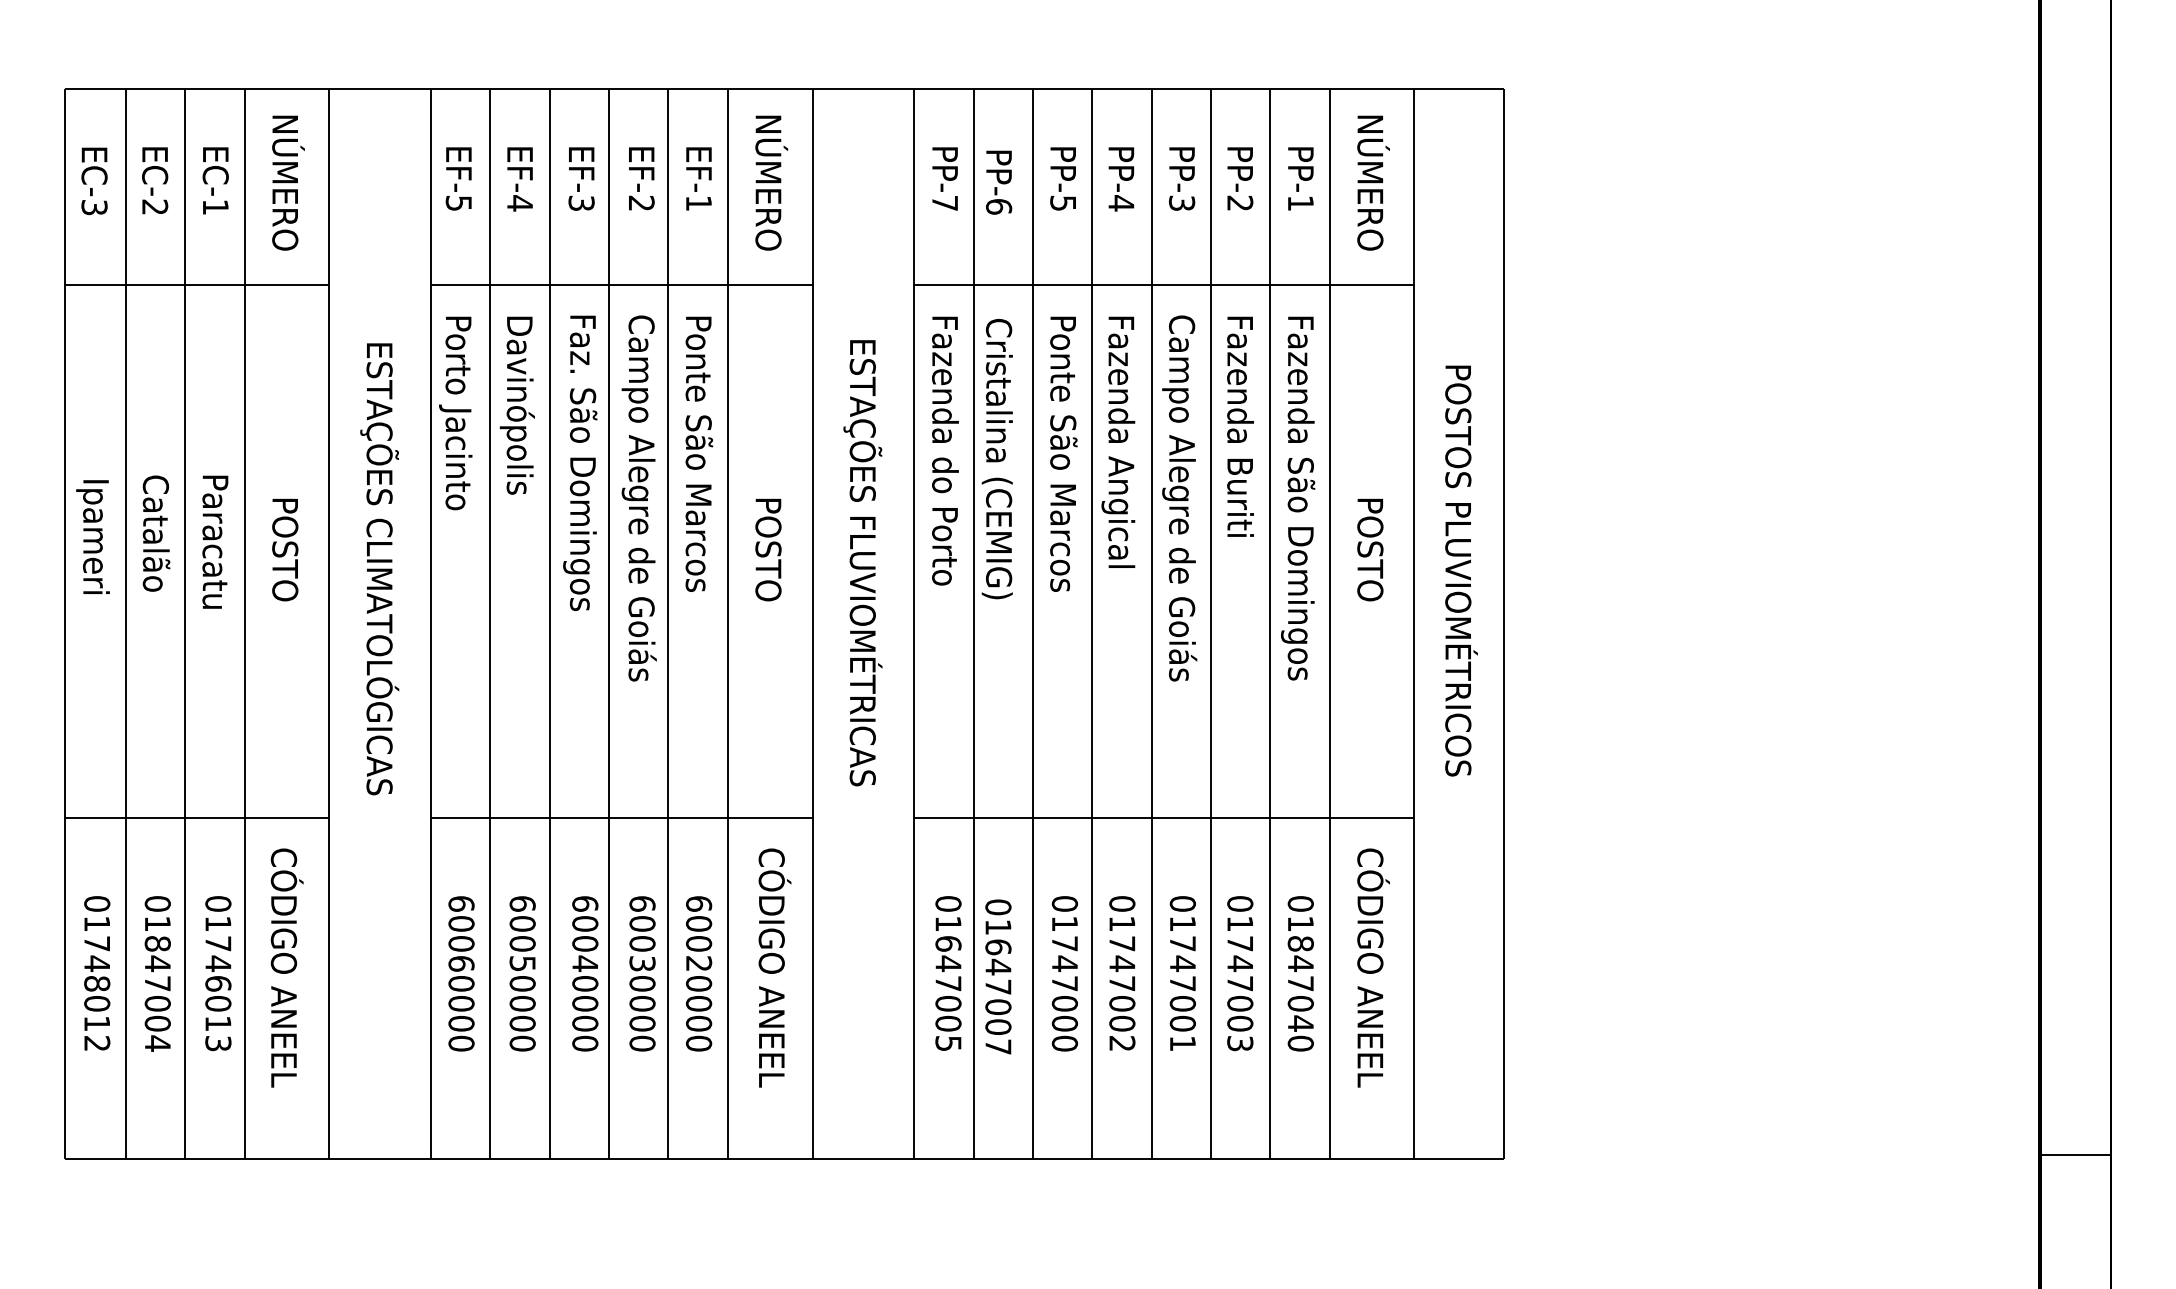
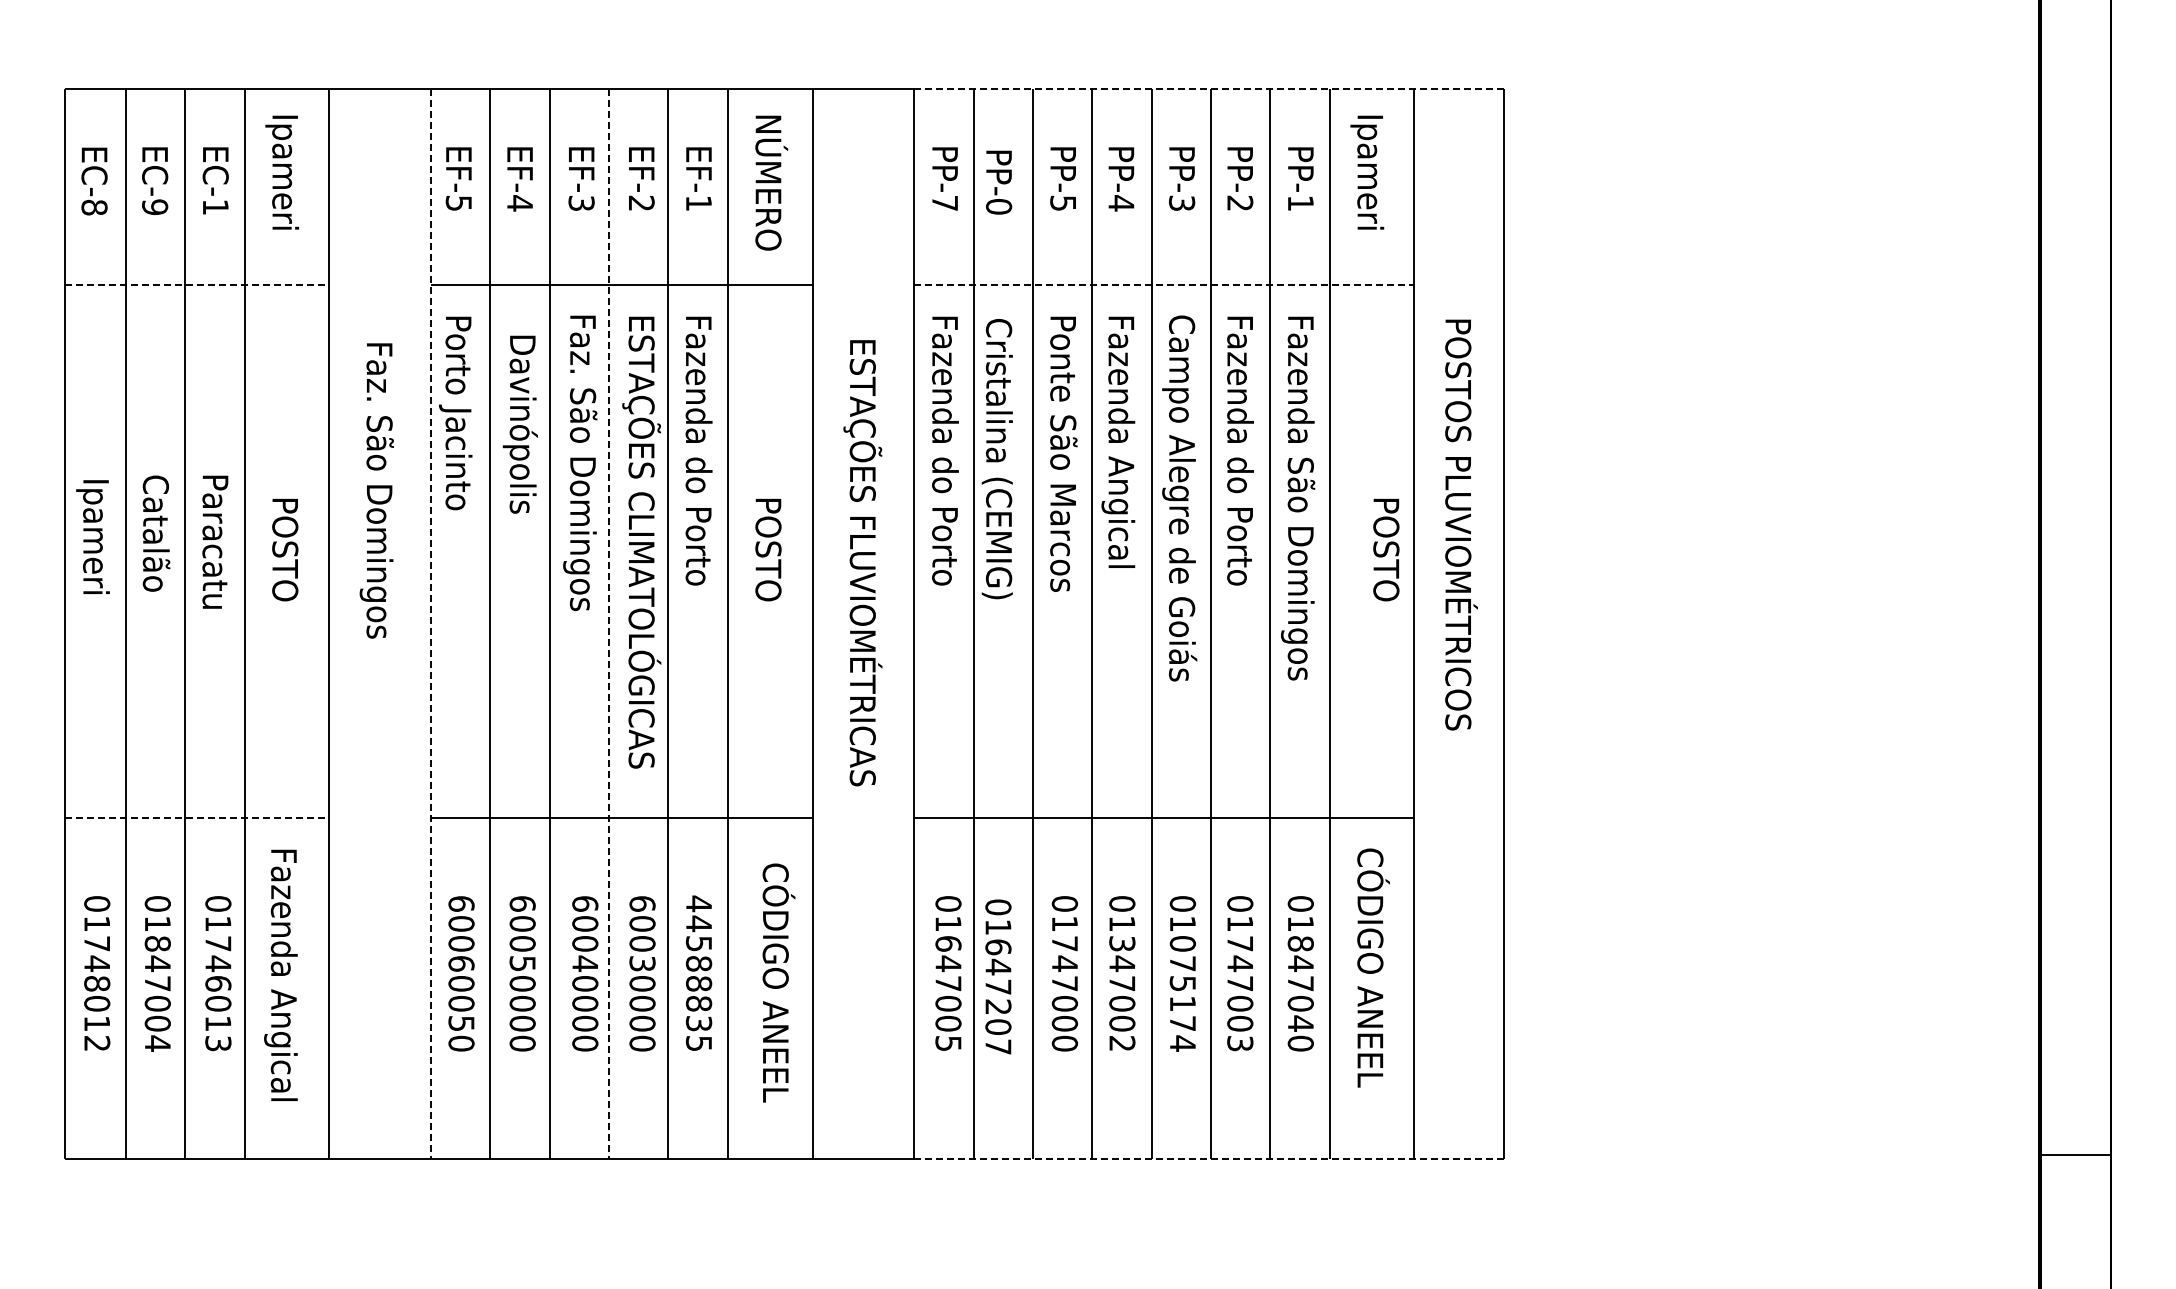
line: solid -> dashed (1208, 88)
text: NÚMERO -> Ipameri (284, 184)
text: NÚMERO -> Ipameri (1369, 184)
text: PP-6 -> PP-0 (999, 206)
text: EC-3 -> EC-8 (94, 207)
text: EC-2 -> EC-9 (155, 207)
line: solid -> dashed (197, 284)
line: solid -> dashed (1164, 284)
text position: (516, 405) -> (519, 424) (519, 424)
text: Ponte São Marcos -> Fazenda do Porto (699, 455)
text: Fazenda Buriti -> Fazenda do Porto (1240, 521)
text: Campo Alegre de Goiás -> ESTAÇÕES CLIMATOLÓGICAS (641, 541)
text position: (1370, 549) -> (1386, 549) (1386, 549)
text: ESTAÇÕES CLIMATOLÓGICAS -> Faz. São Domingos (379, 570)
text position: (1461, 570) -> (1461, 524) (1461, 524)
line: solid -> dashed (431, 624)
line: solid -> dashed (609, 624)
line: solid -> dashed (197, 817)
text: 01747002 -> 01347002 (1122, 943)
text position: (774, 967) -> (778, 982) (778, 982)
text: 60020000 -> 44588835 (698, 973)
text: CÓDIGO ANEEL -> Fazenda Angical (283, 974)
text: 01747001 -> 01075174 (1182, 993)
text: 01647007 -> 01647207 (998, 1007)
text: 60060000 -> 60060050 (461, 1023)
line: solid -> dashed (1208, 1159)
